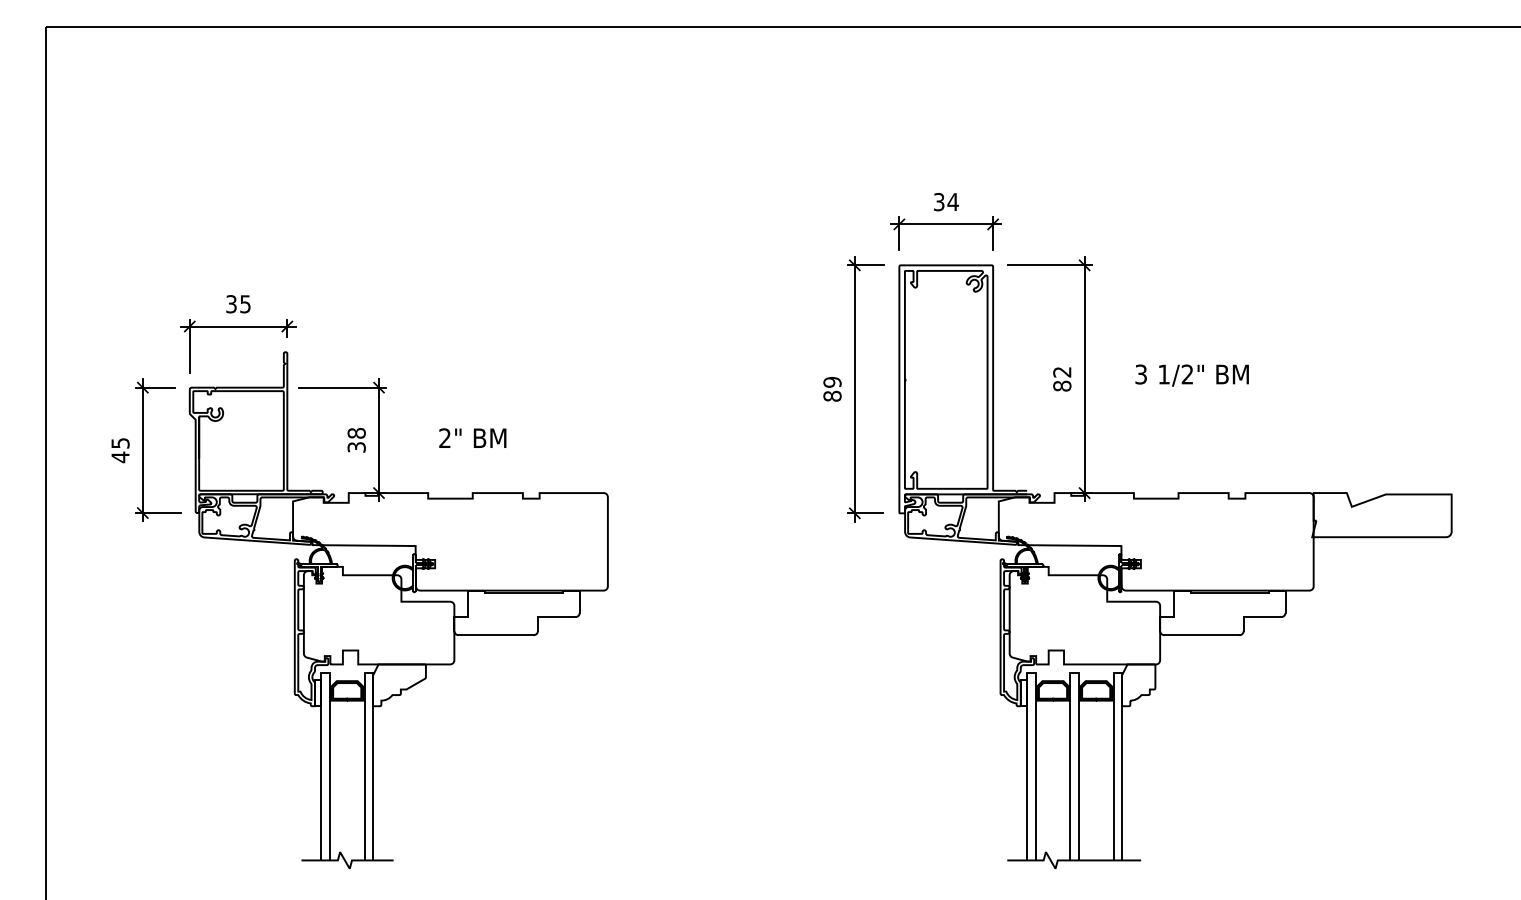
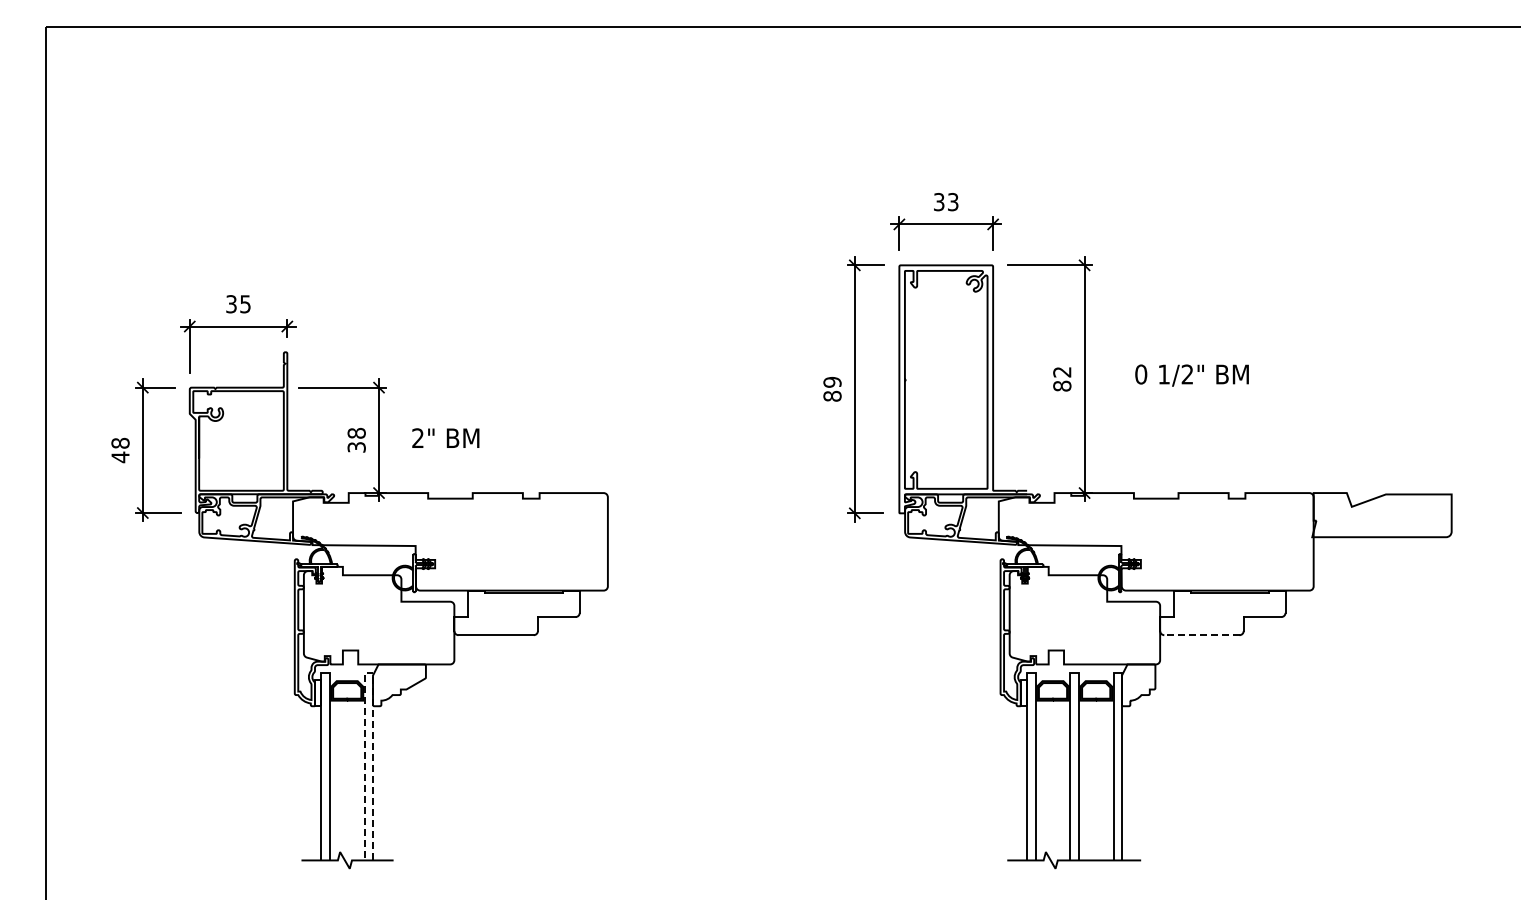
text: 34 -> 33 (952, 202)
text: 3 -> 0 (1141, 374)
text position: (472, 437) -> (445, 437) (445, 437)
text: 45 -> 48 (120, 442)
line: solid -> dashed (1201, 635)
line: solid -> dashed (368, 672)
